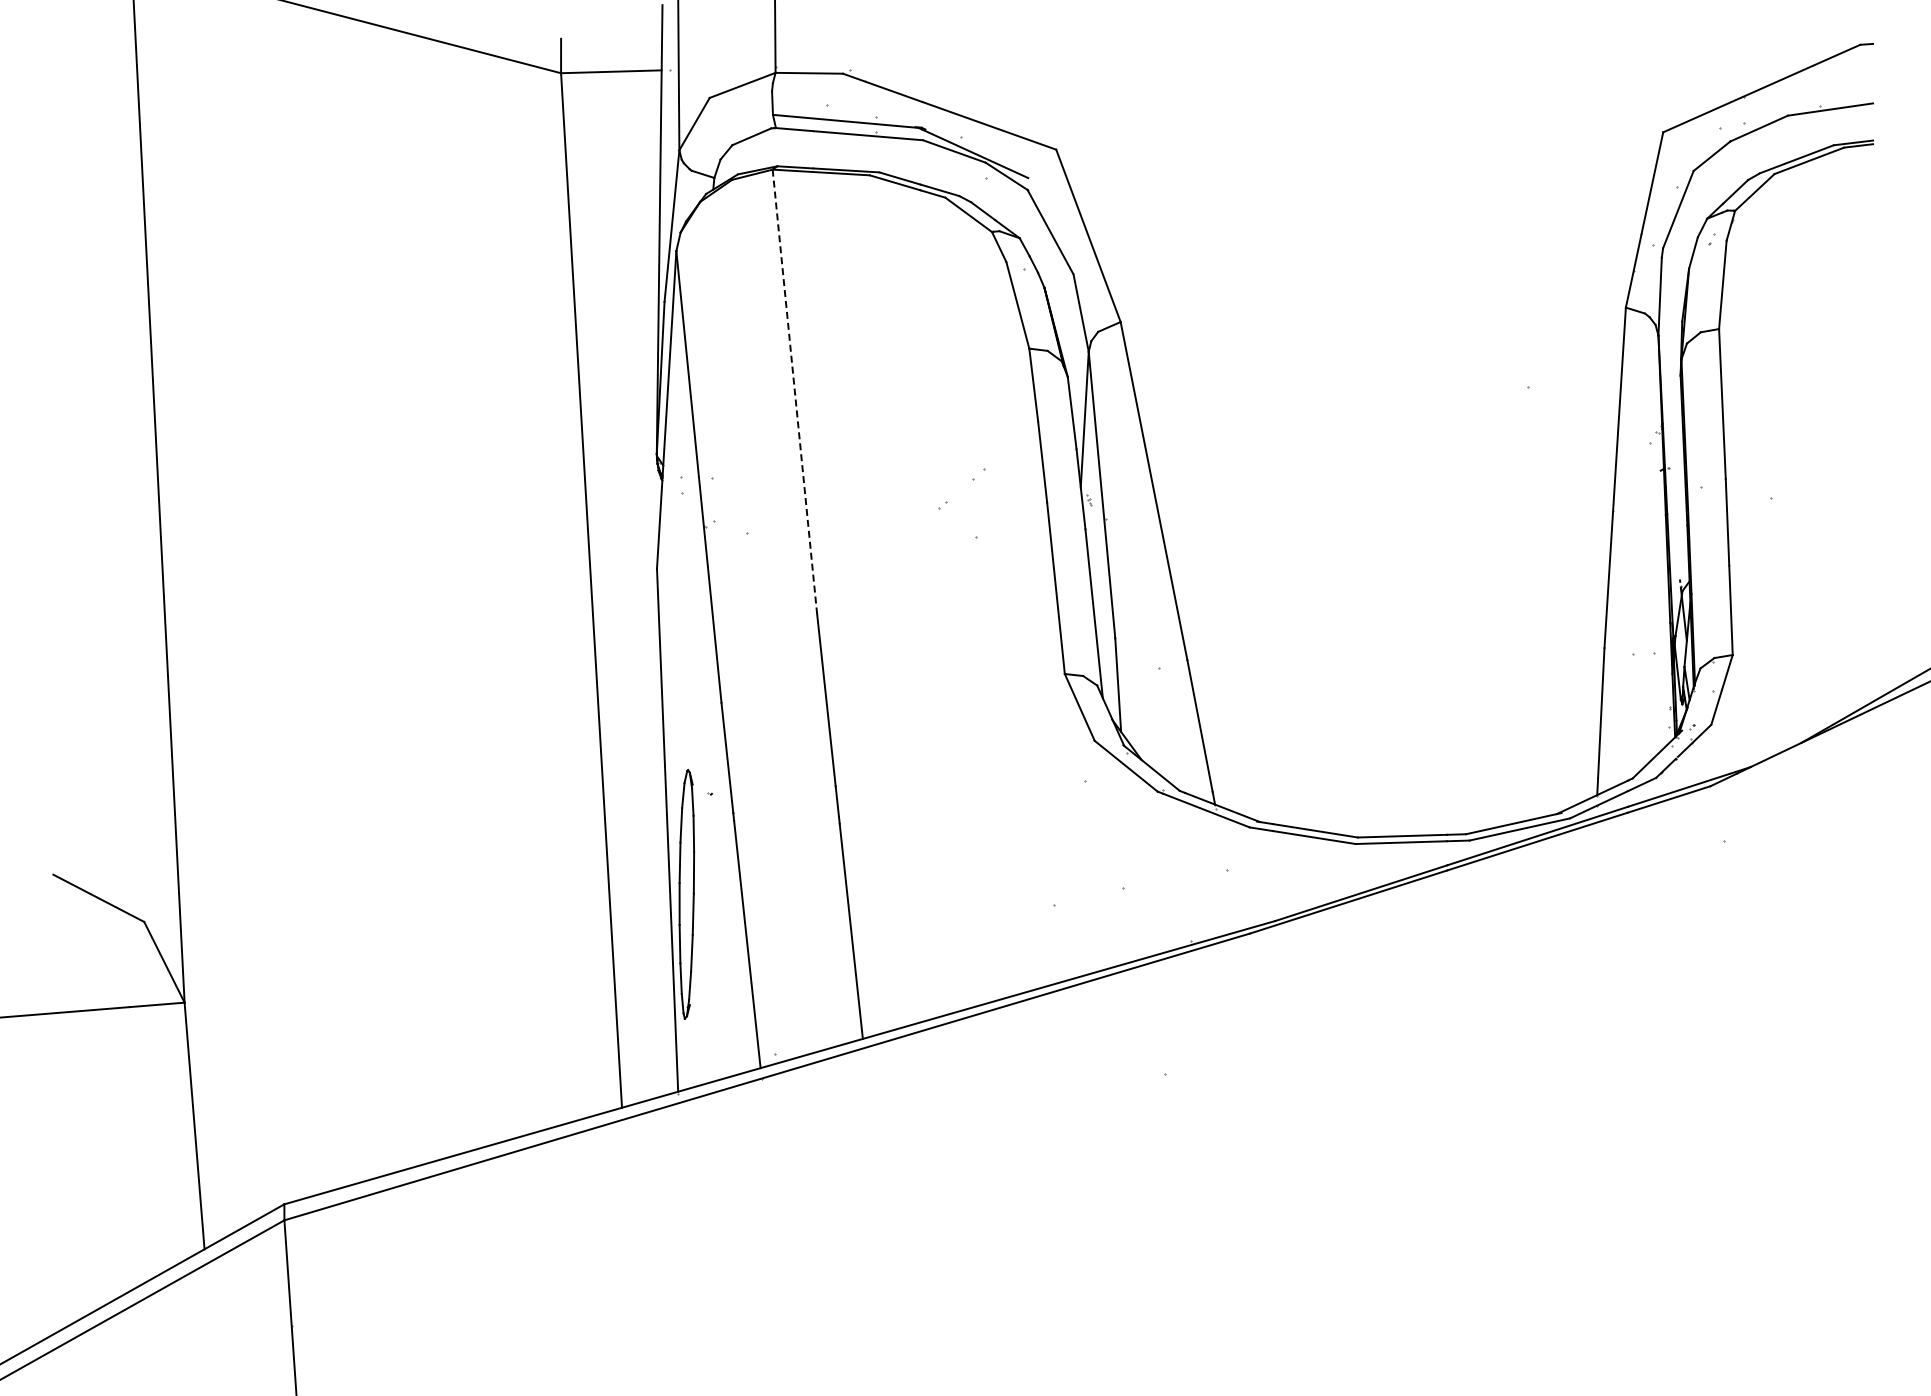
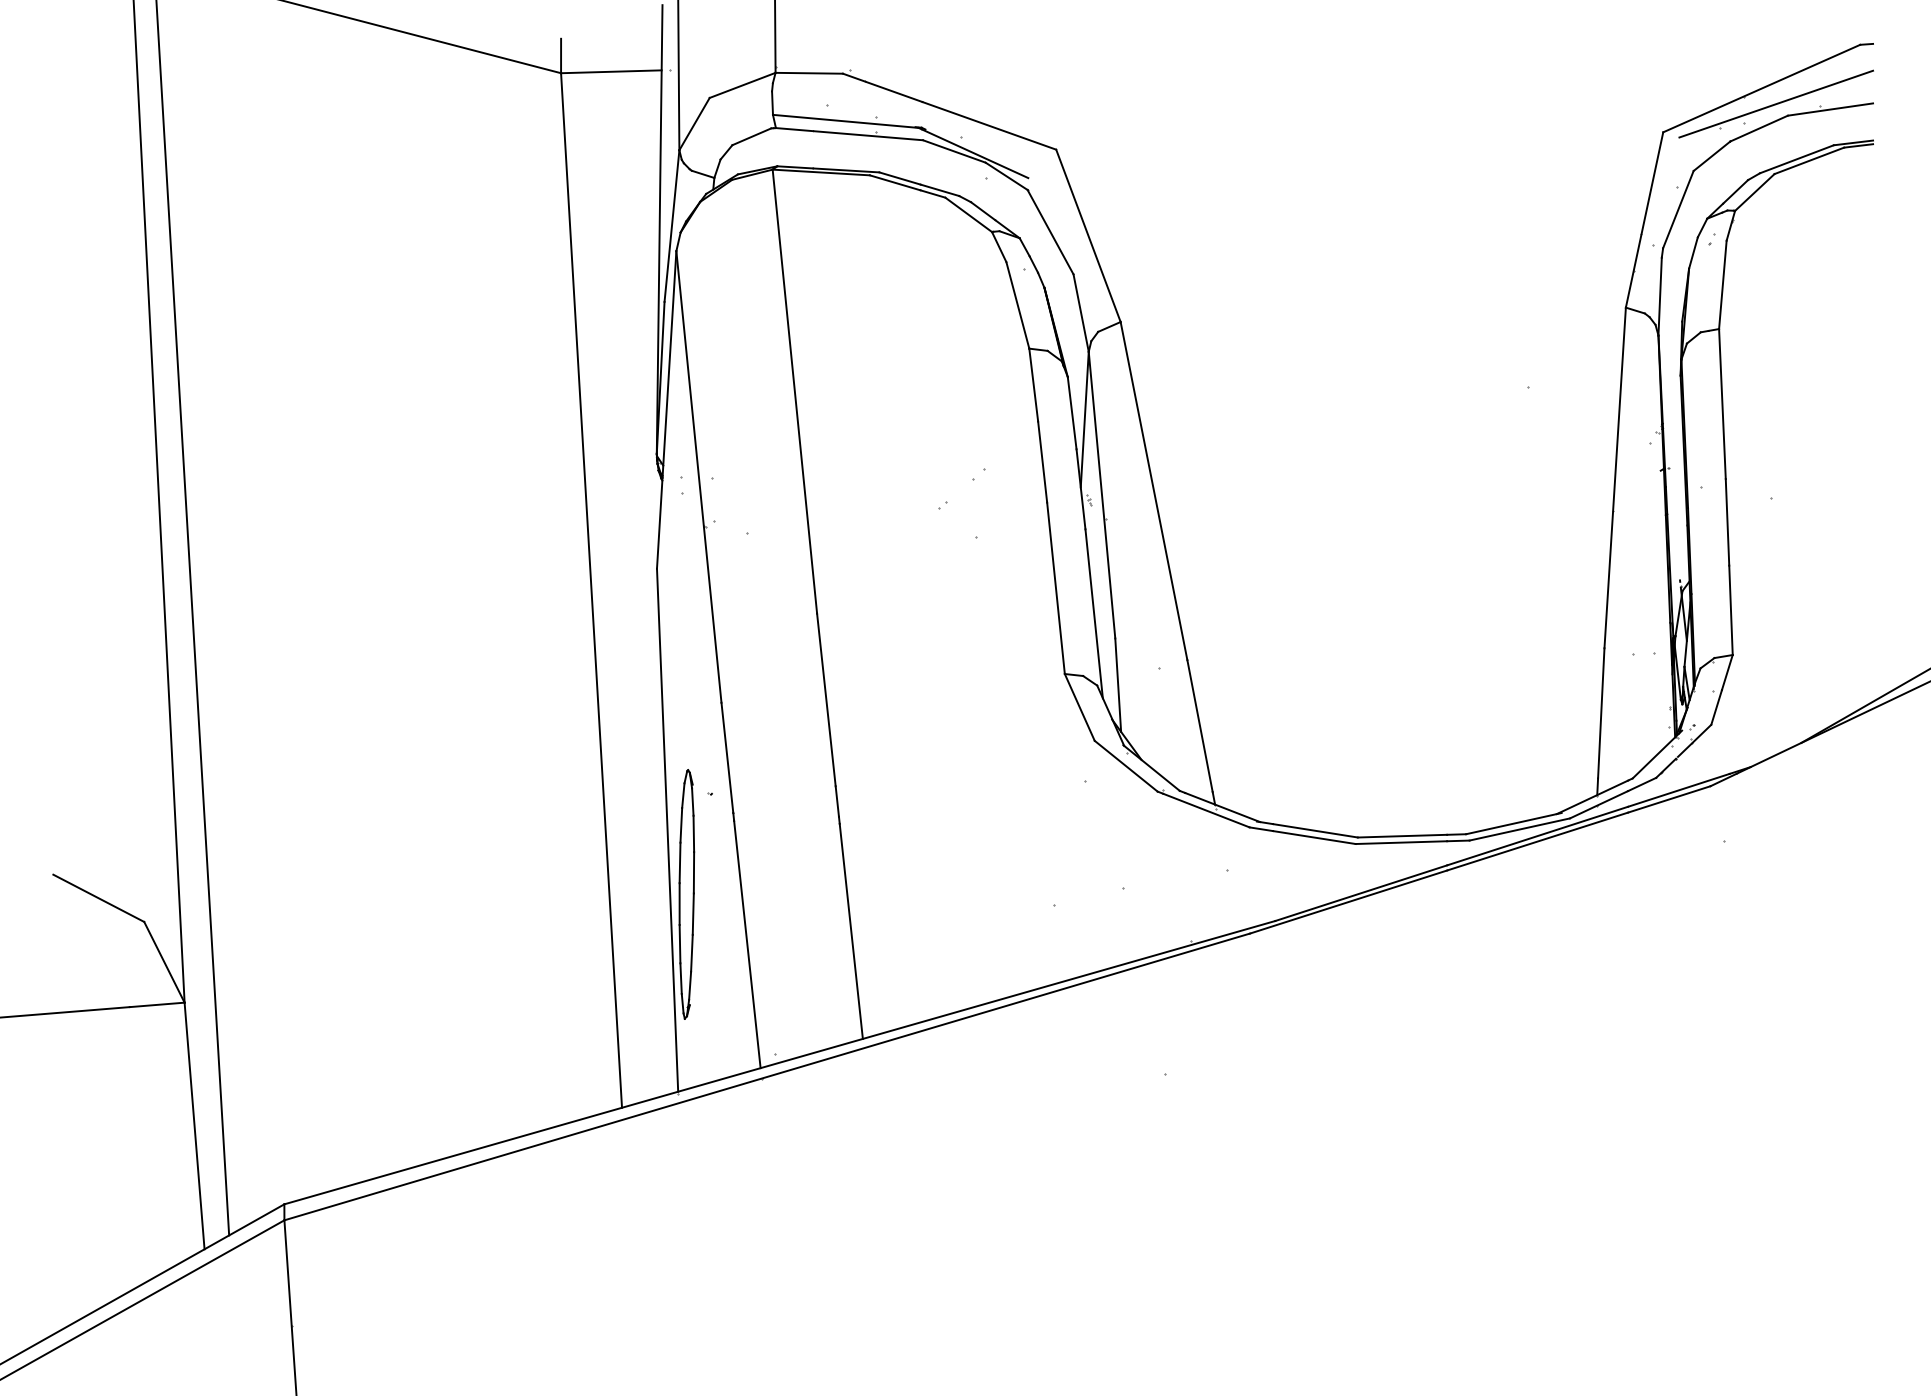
line: none -> present (1776, 103)
line: dashed -> solid (794, 392)
line: none -> present (192, 618)
